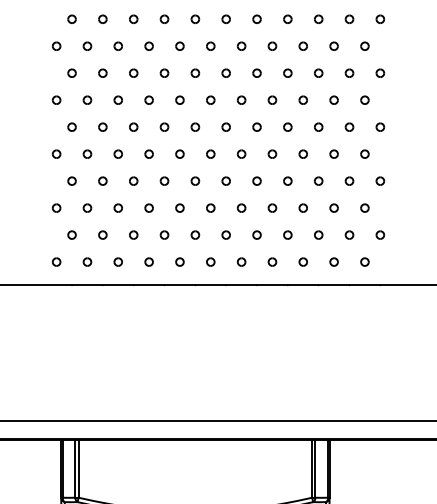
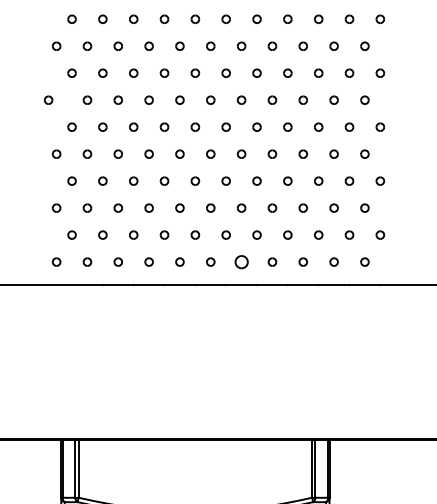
part position: (56, 99) -> (48, 99) (48, 99)
part size: 11x10 px -> 15x15 px (241, 262)
line: present -> none (217, 420)
